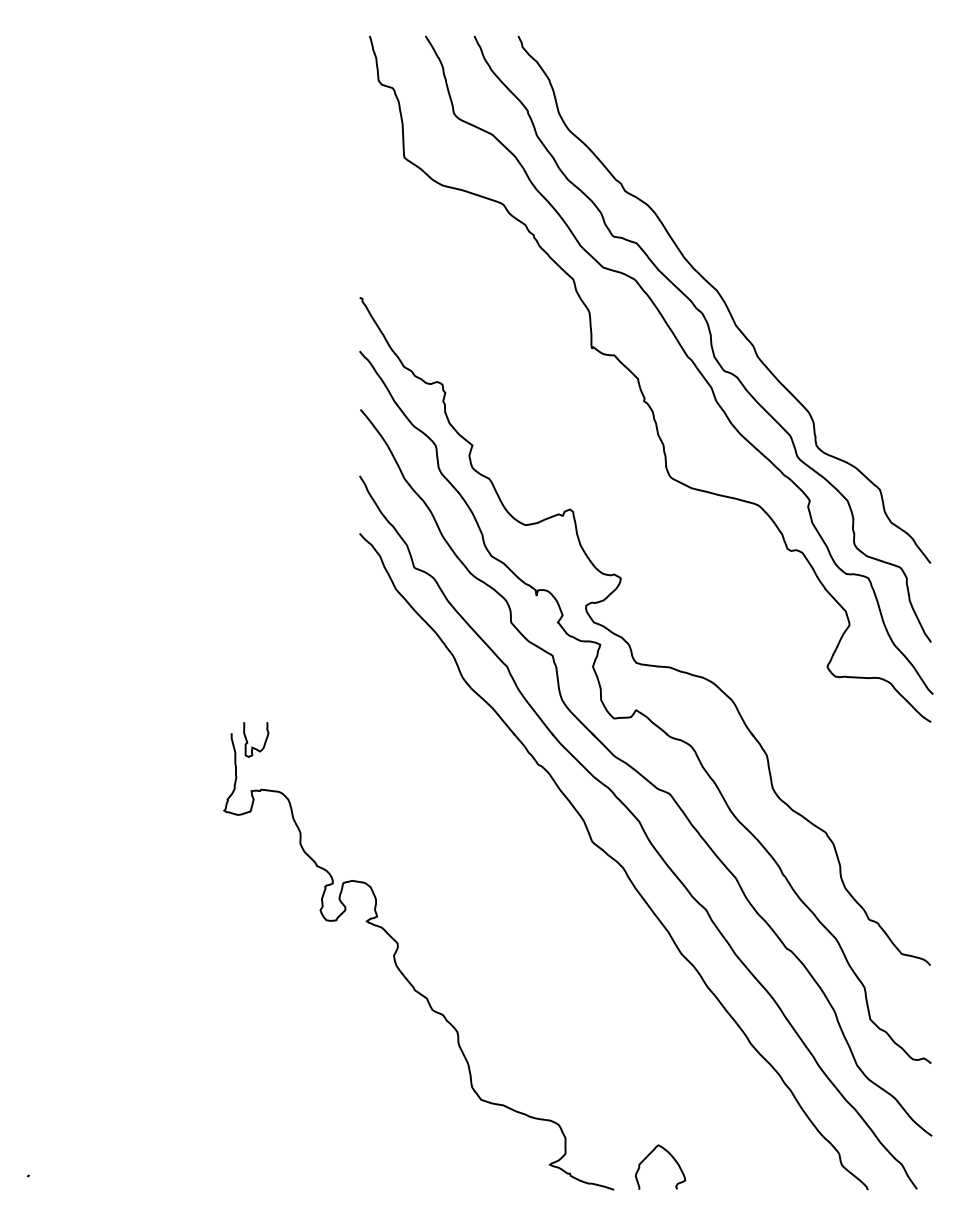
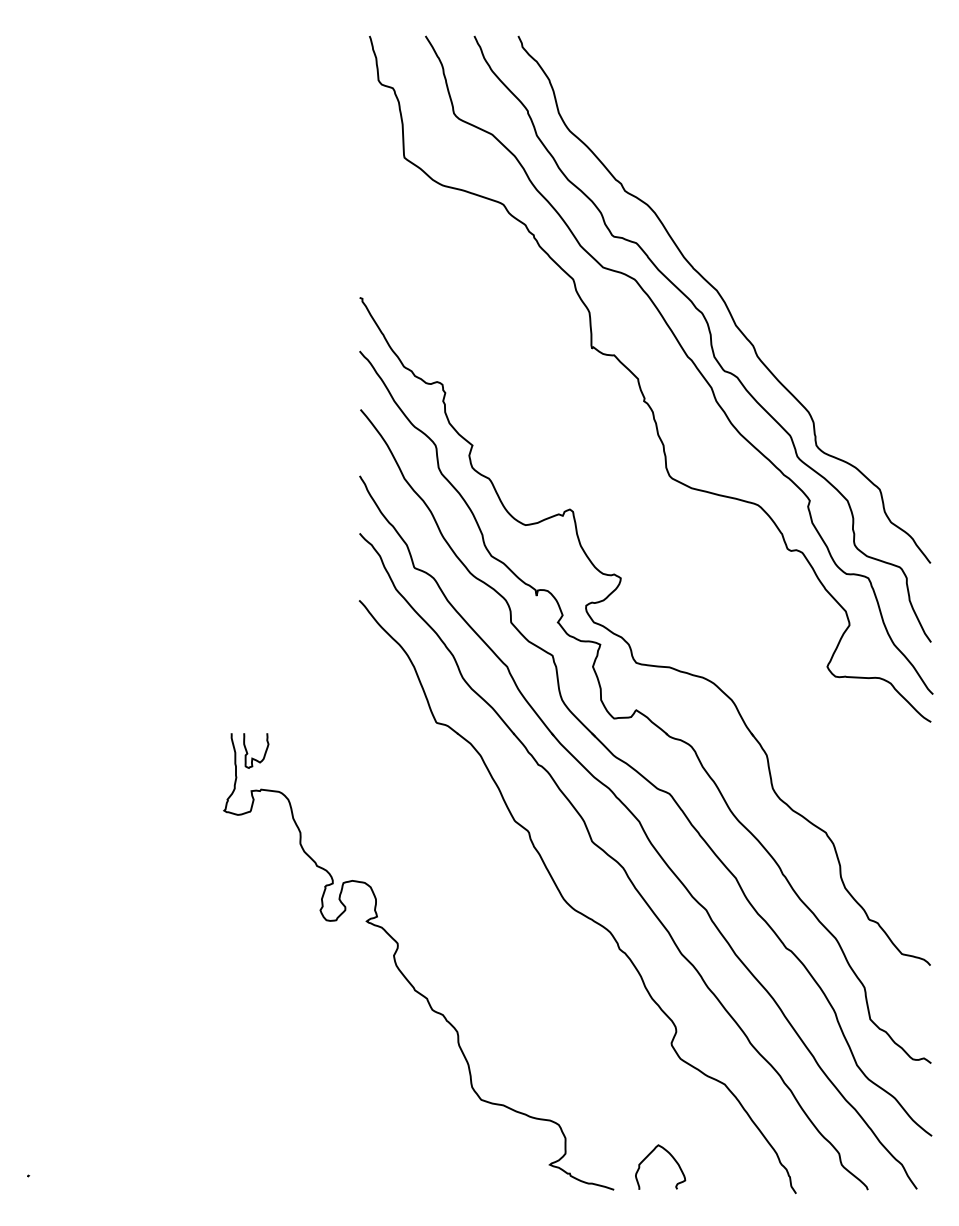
curve position: (252, 746) -> (252, 757) (252, 757)
part: none -> present (569, 903)
